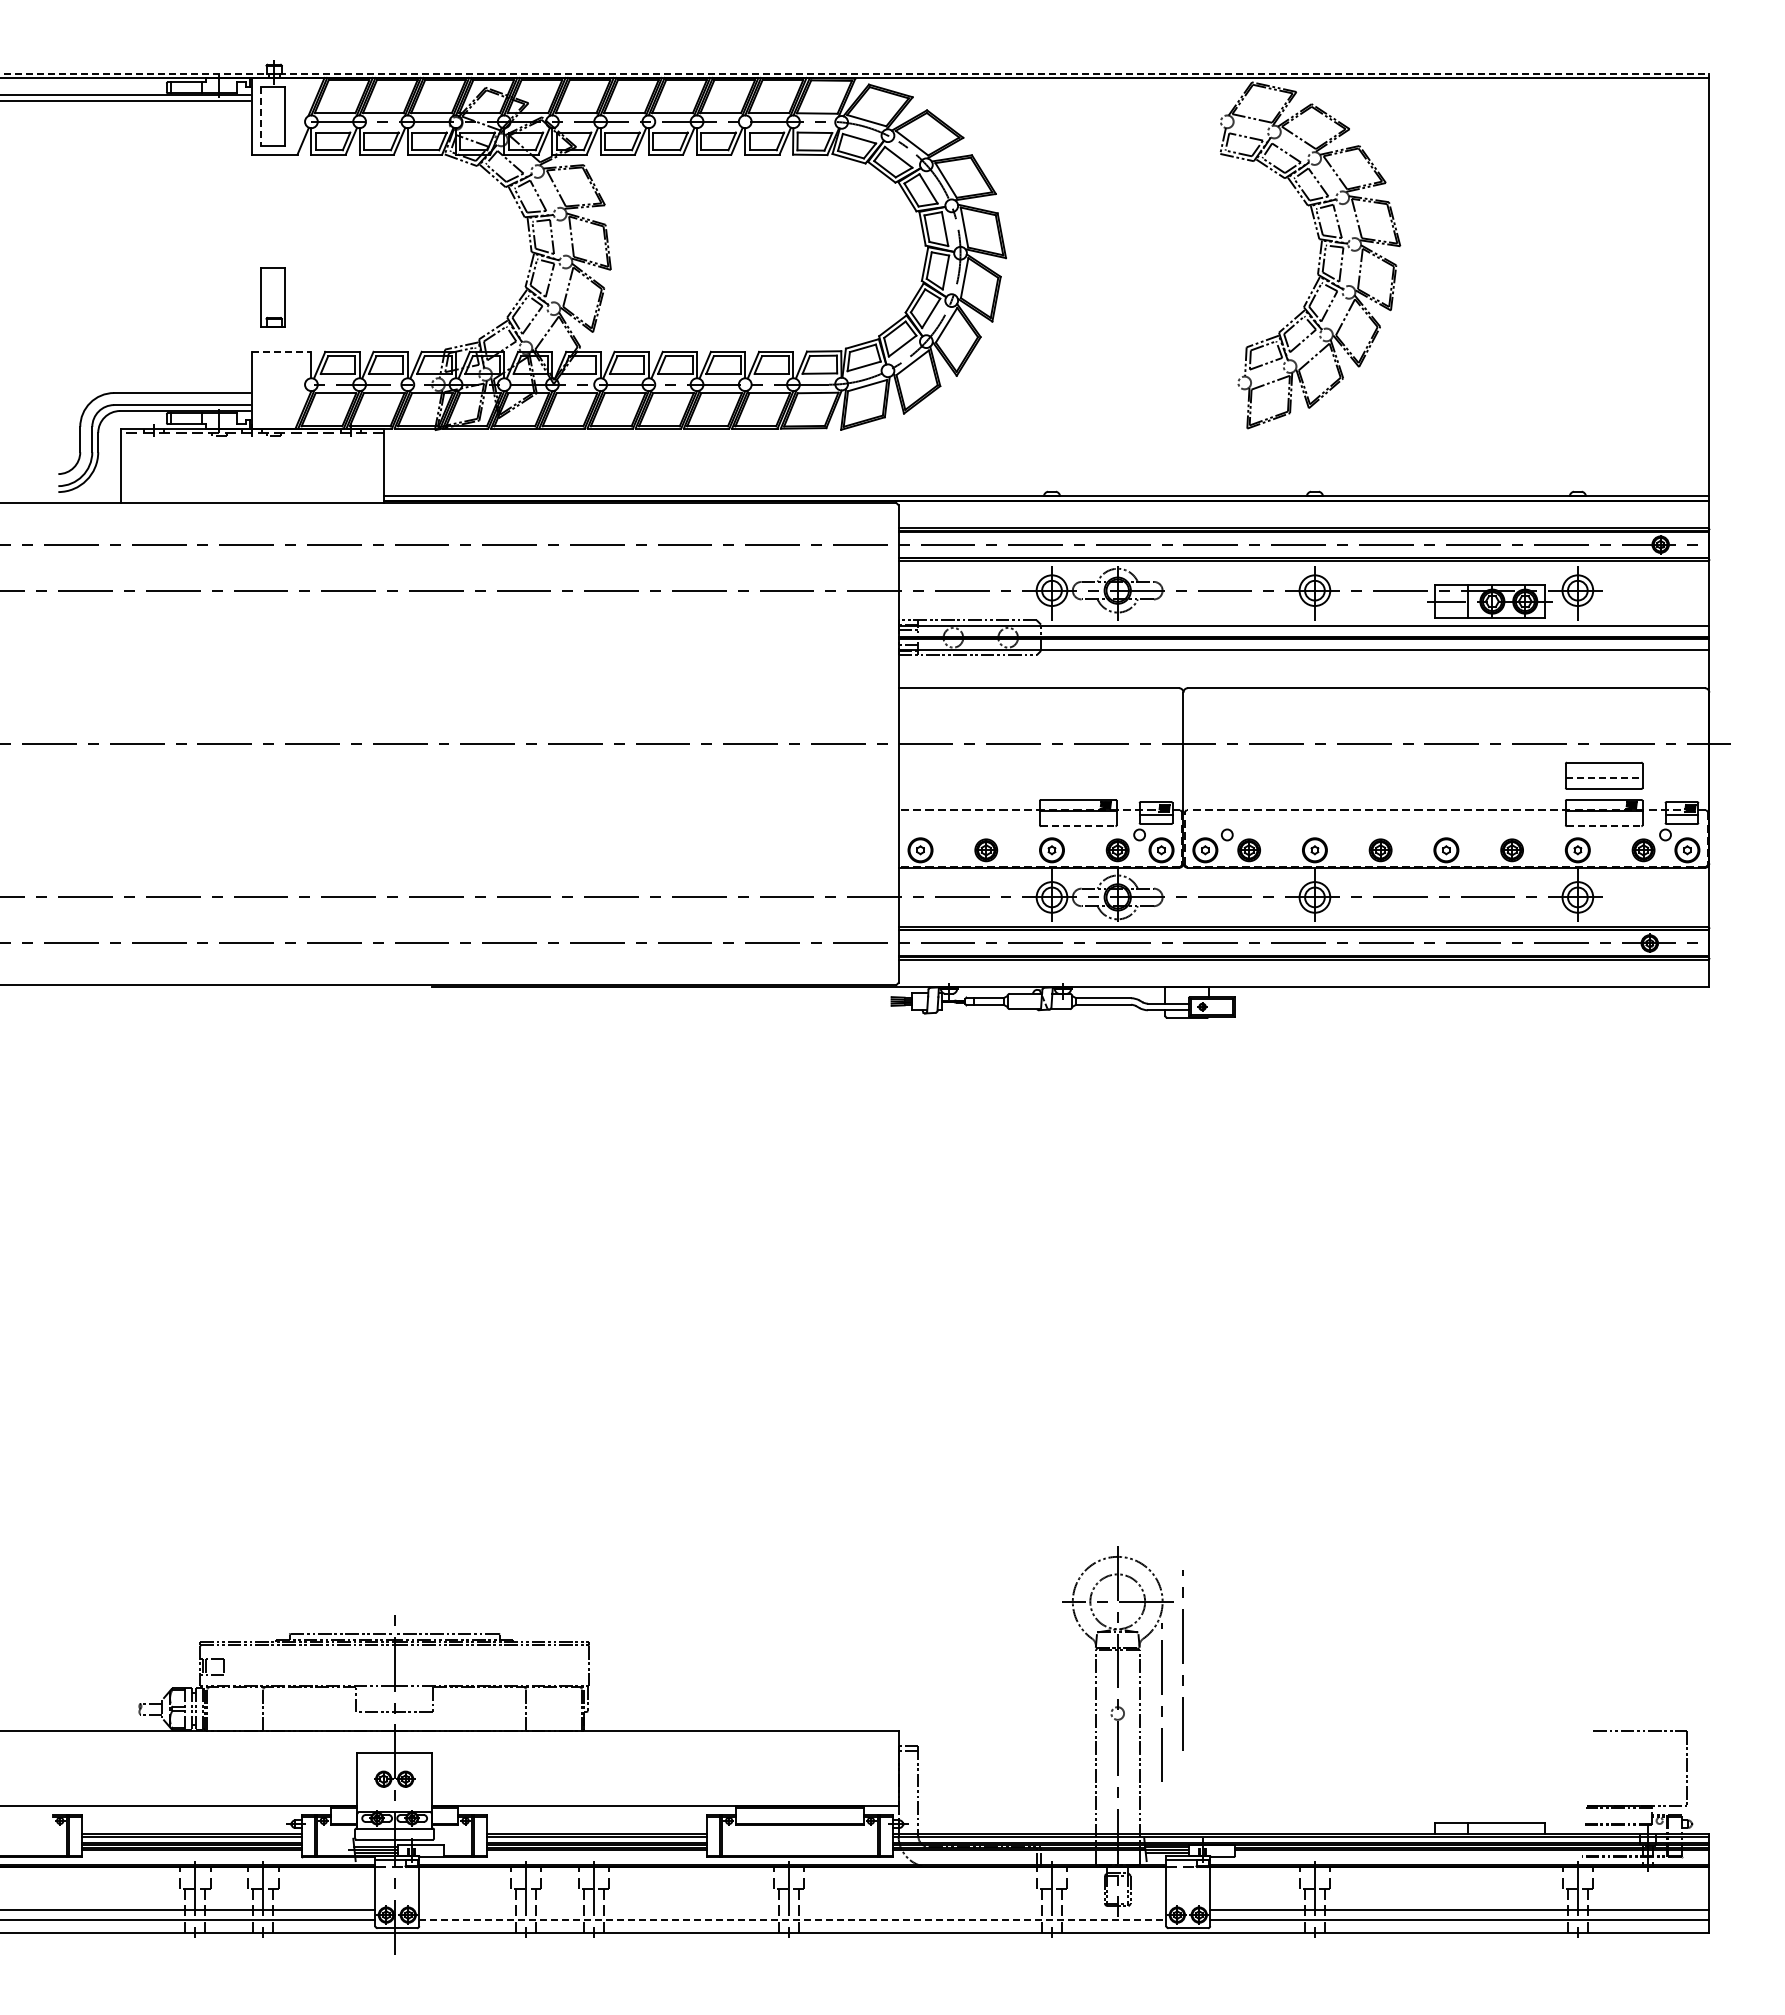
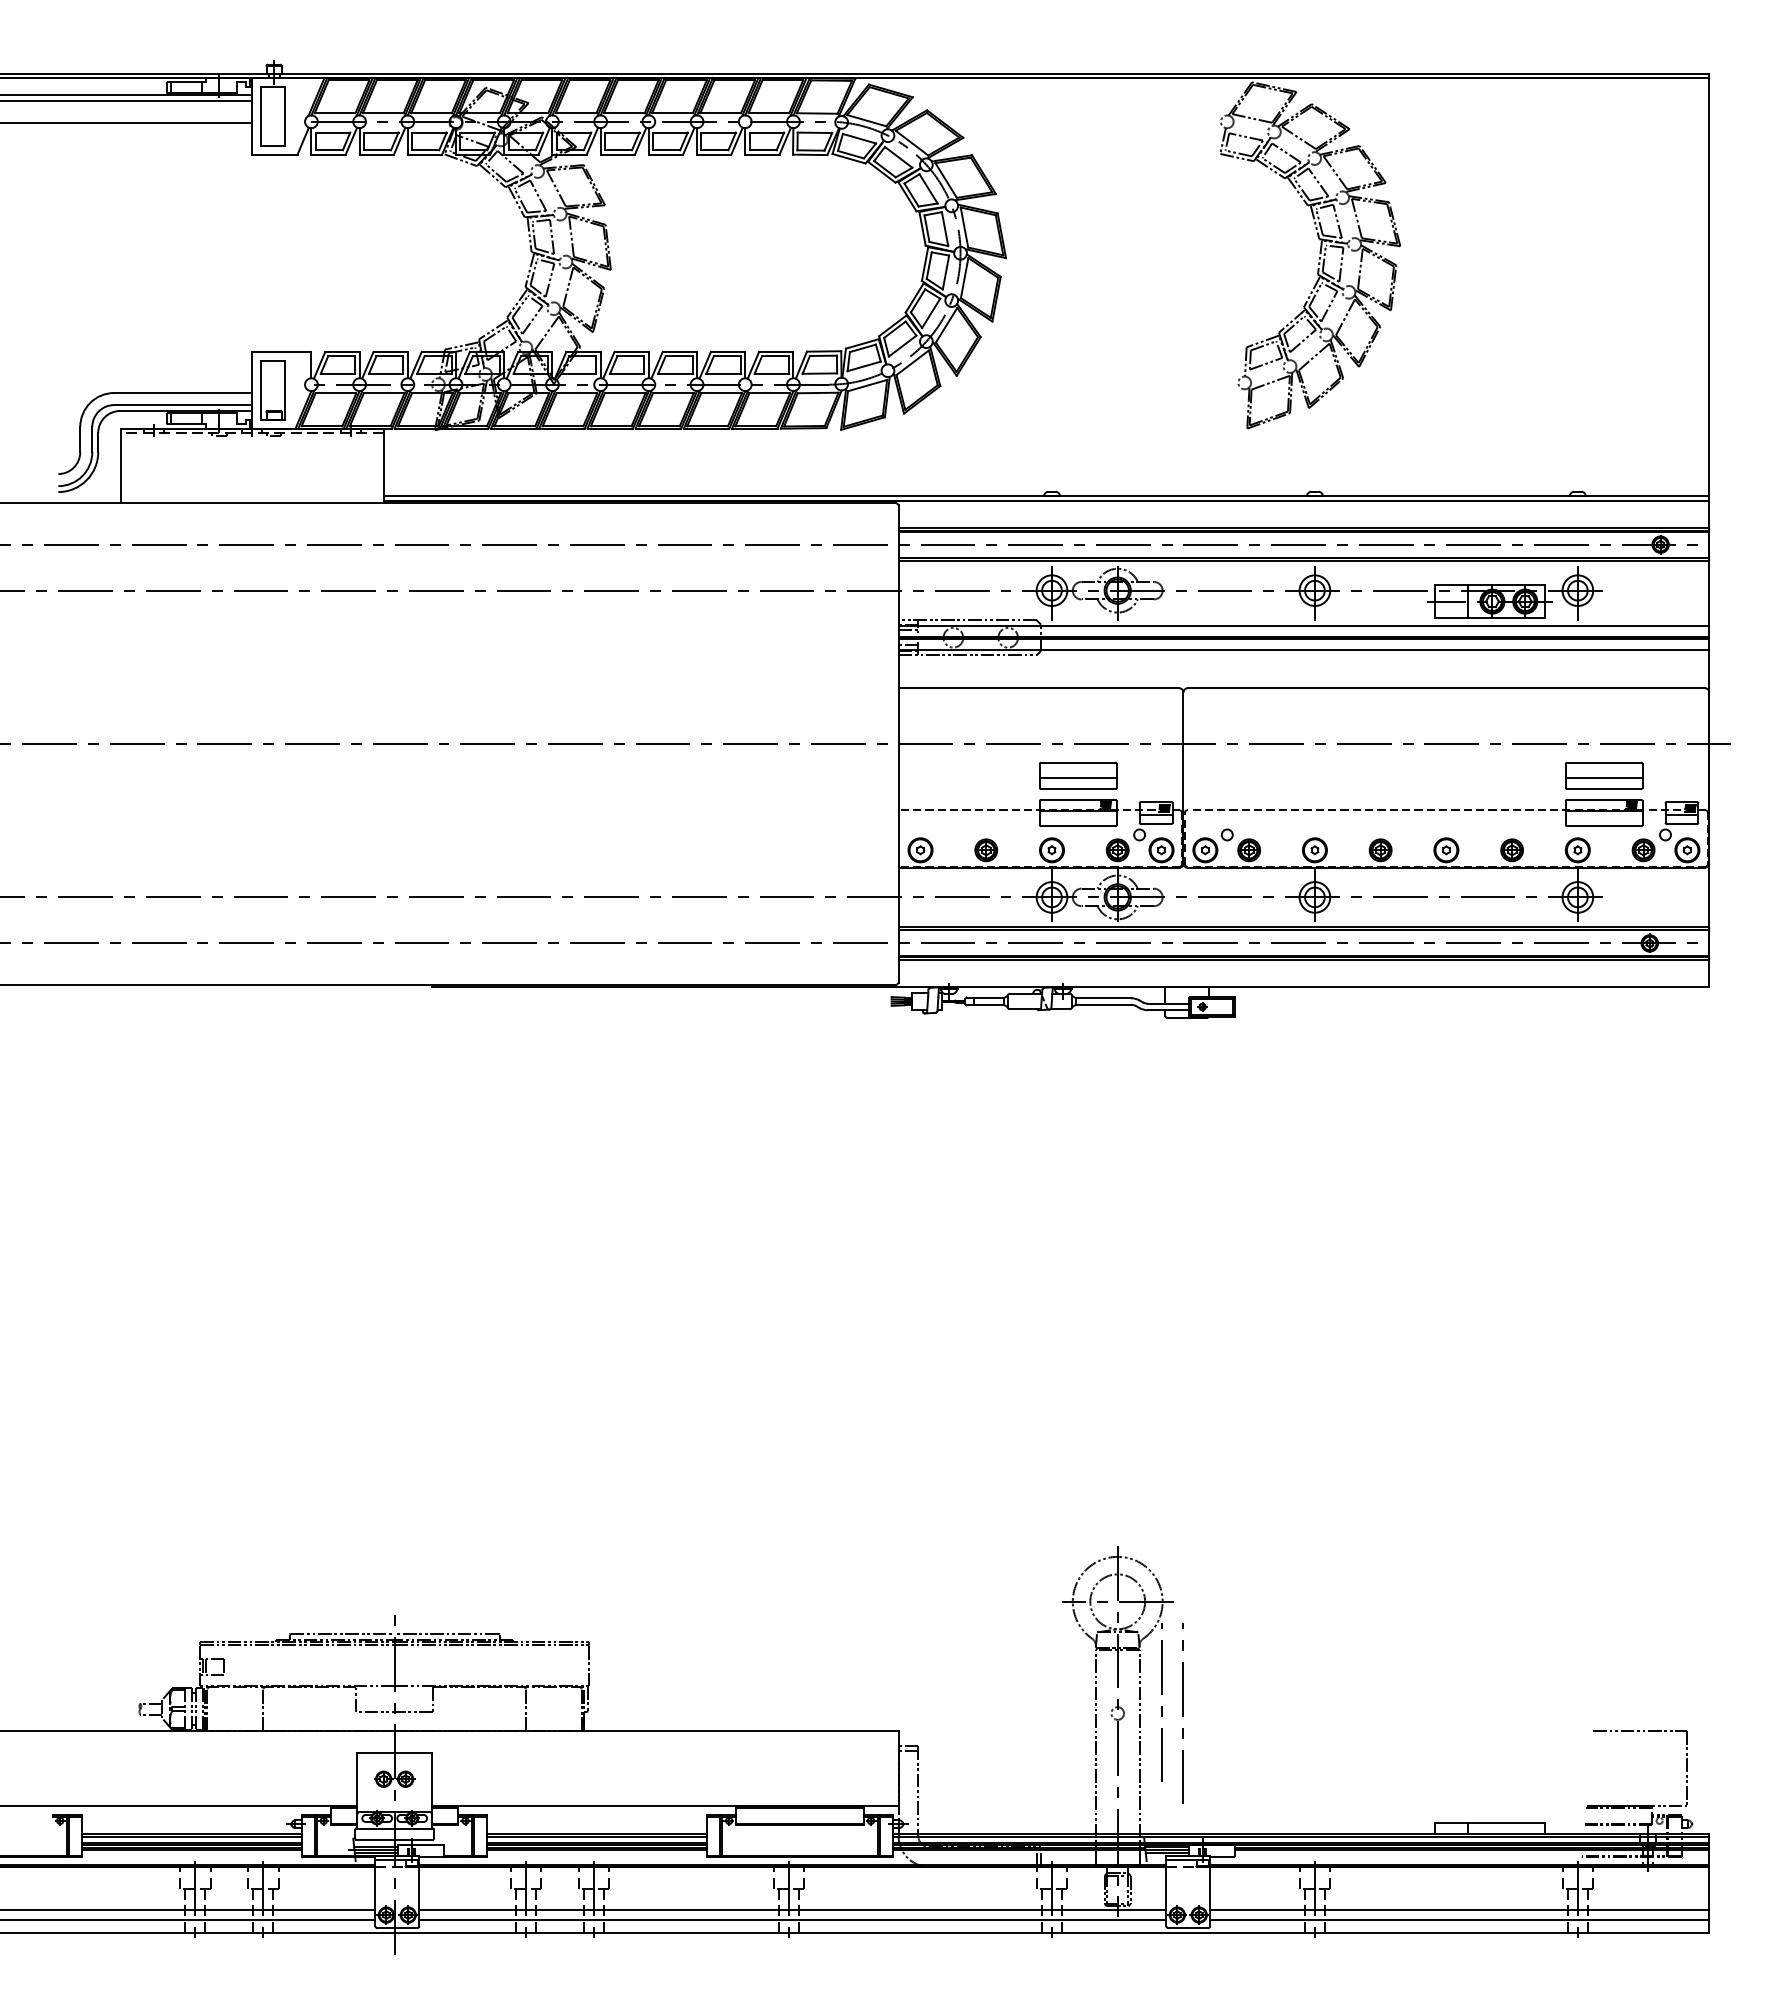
line: dashed -> solid (855, 73)
line: dashed -> solid (261, 116)
line: none -> present (126, 123)
part position: (272, 297) -> (272, 390) (272, 390)
line: dashed -> solid (281, 351)
part: none -> present (1078, 775)
line: dashed -> solid (1604, 778)
line: dashed -> solid (1078, 826)
line: dashed -> solid (1604, 826)
line position: (1182, 1660) -> (1182, 1713) (1182, 1713)
line: none -> present (792, 1910)
line: dashed -> solid (792, 1920)
